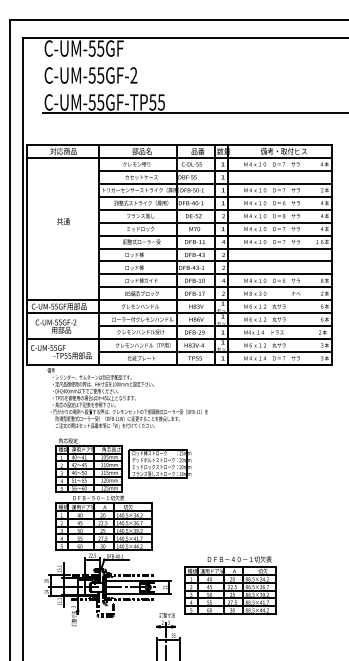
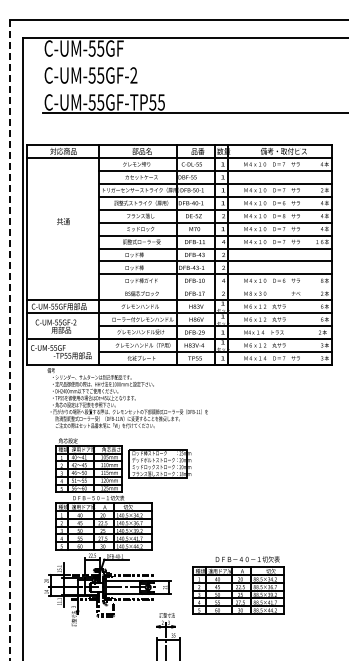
line: present -> none (215, 287)
line: solid -> dashed (10, 340)
part position: (230, 585) -> (238, 585) (238, 585)
